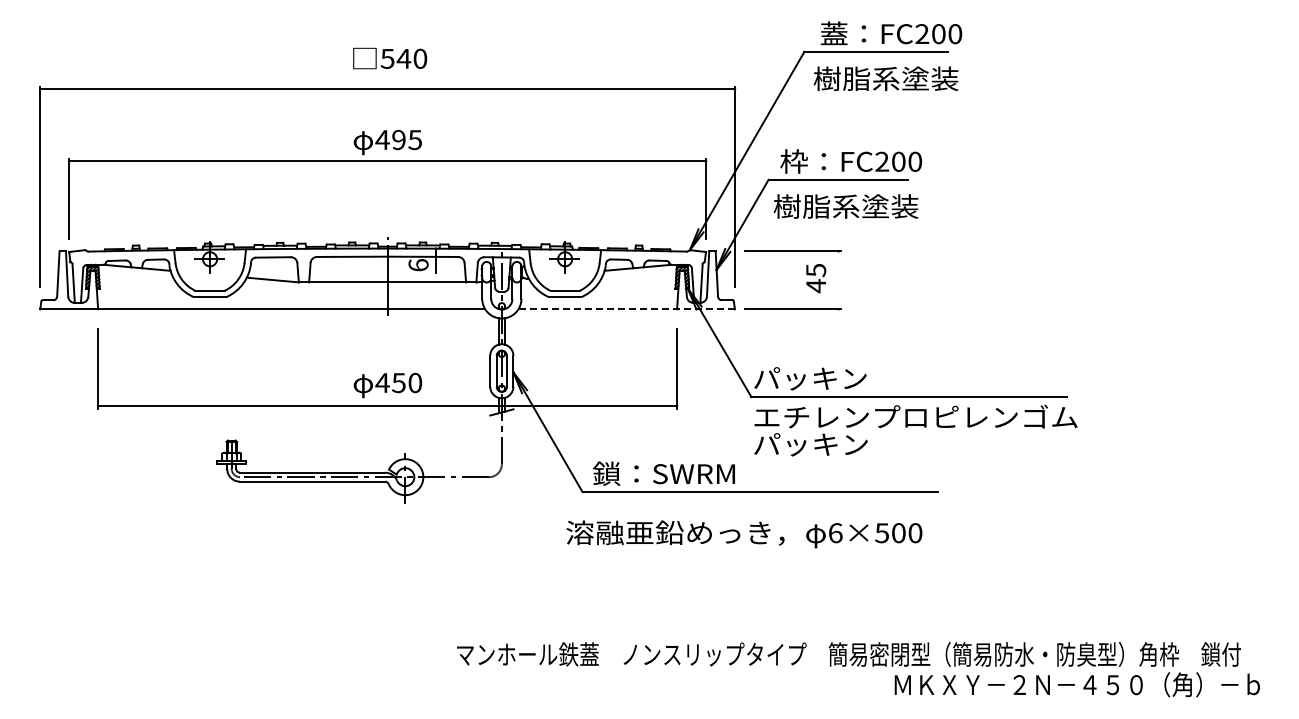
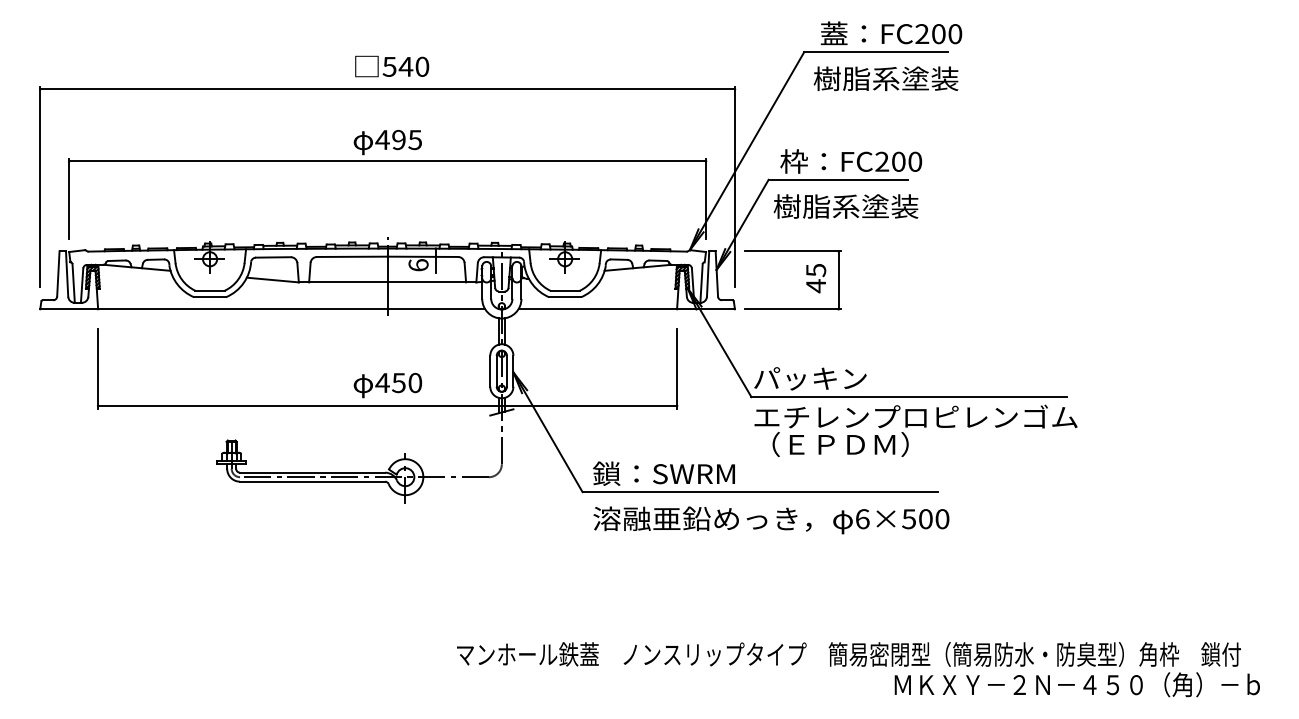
text position: (390, 58) -> (392, 66) (392, 66)
line: none -> present (838, 280)
line: dashed -> solid (626, 309)
text: パッキン -> （ＥＰＤＭ） (831, 444)
text position: (744, 534) -> (771, 520) (771, 520)
